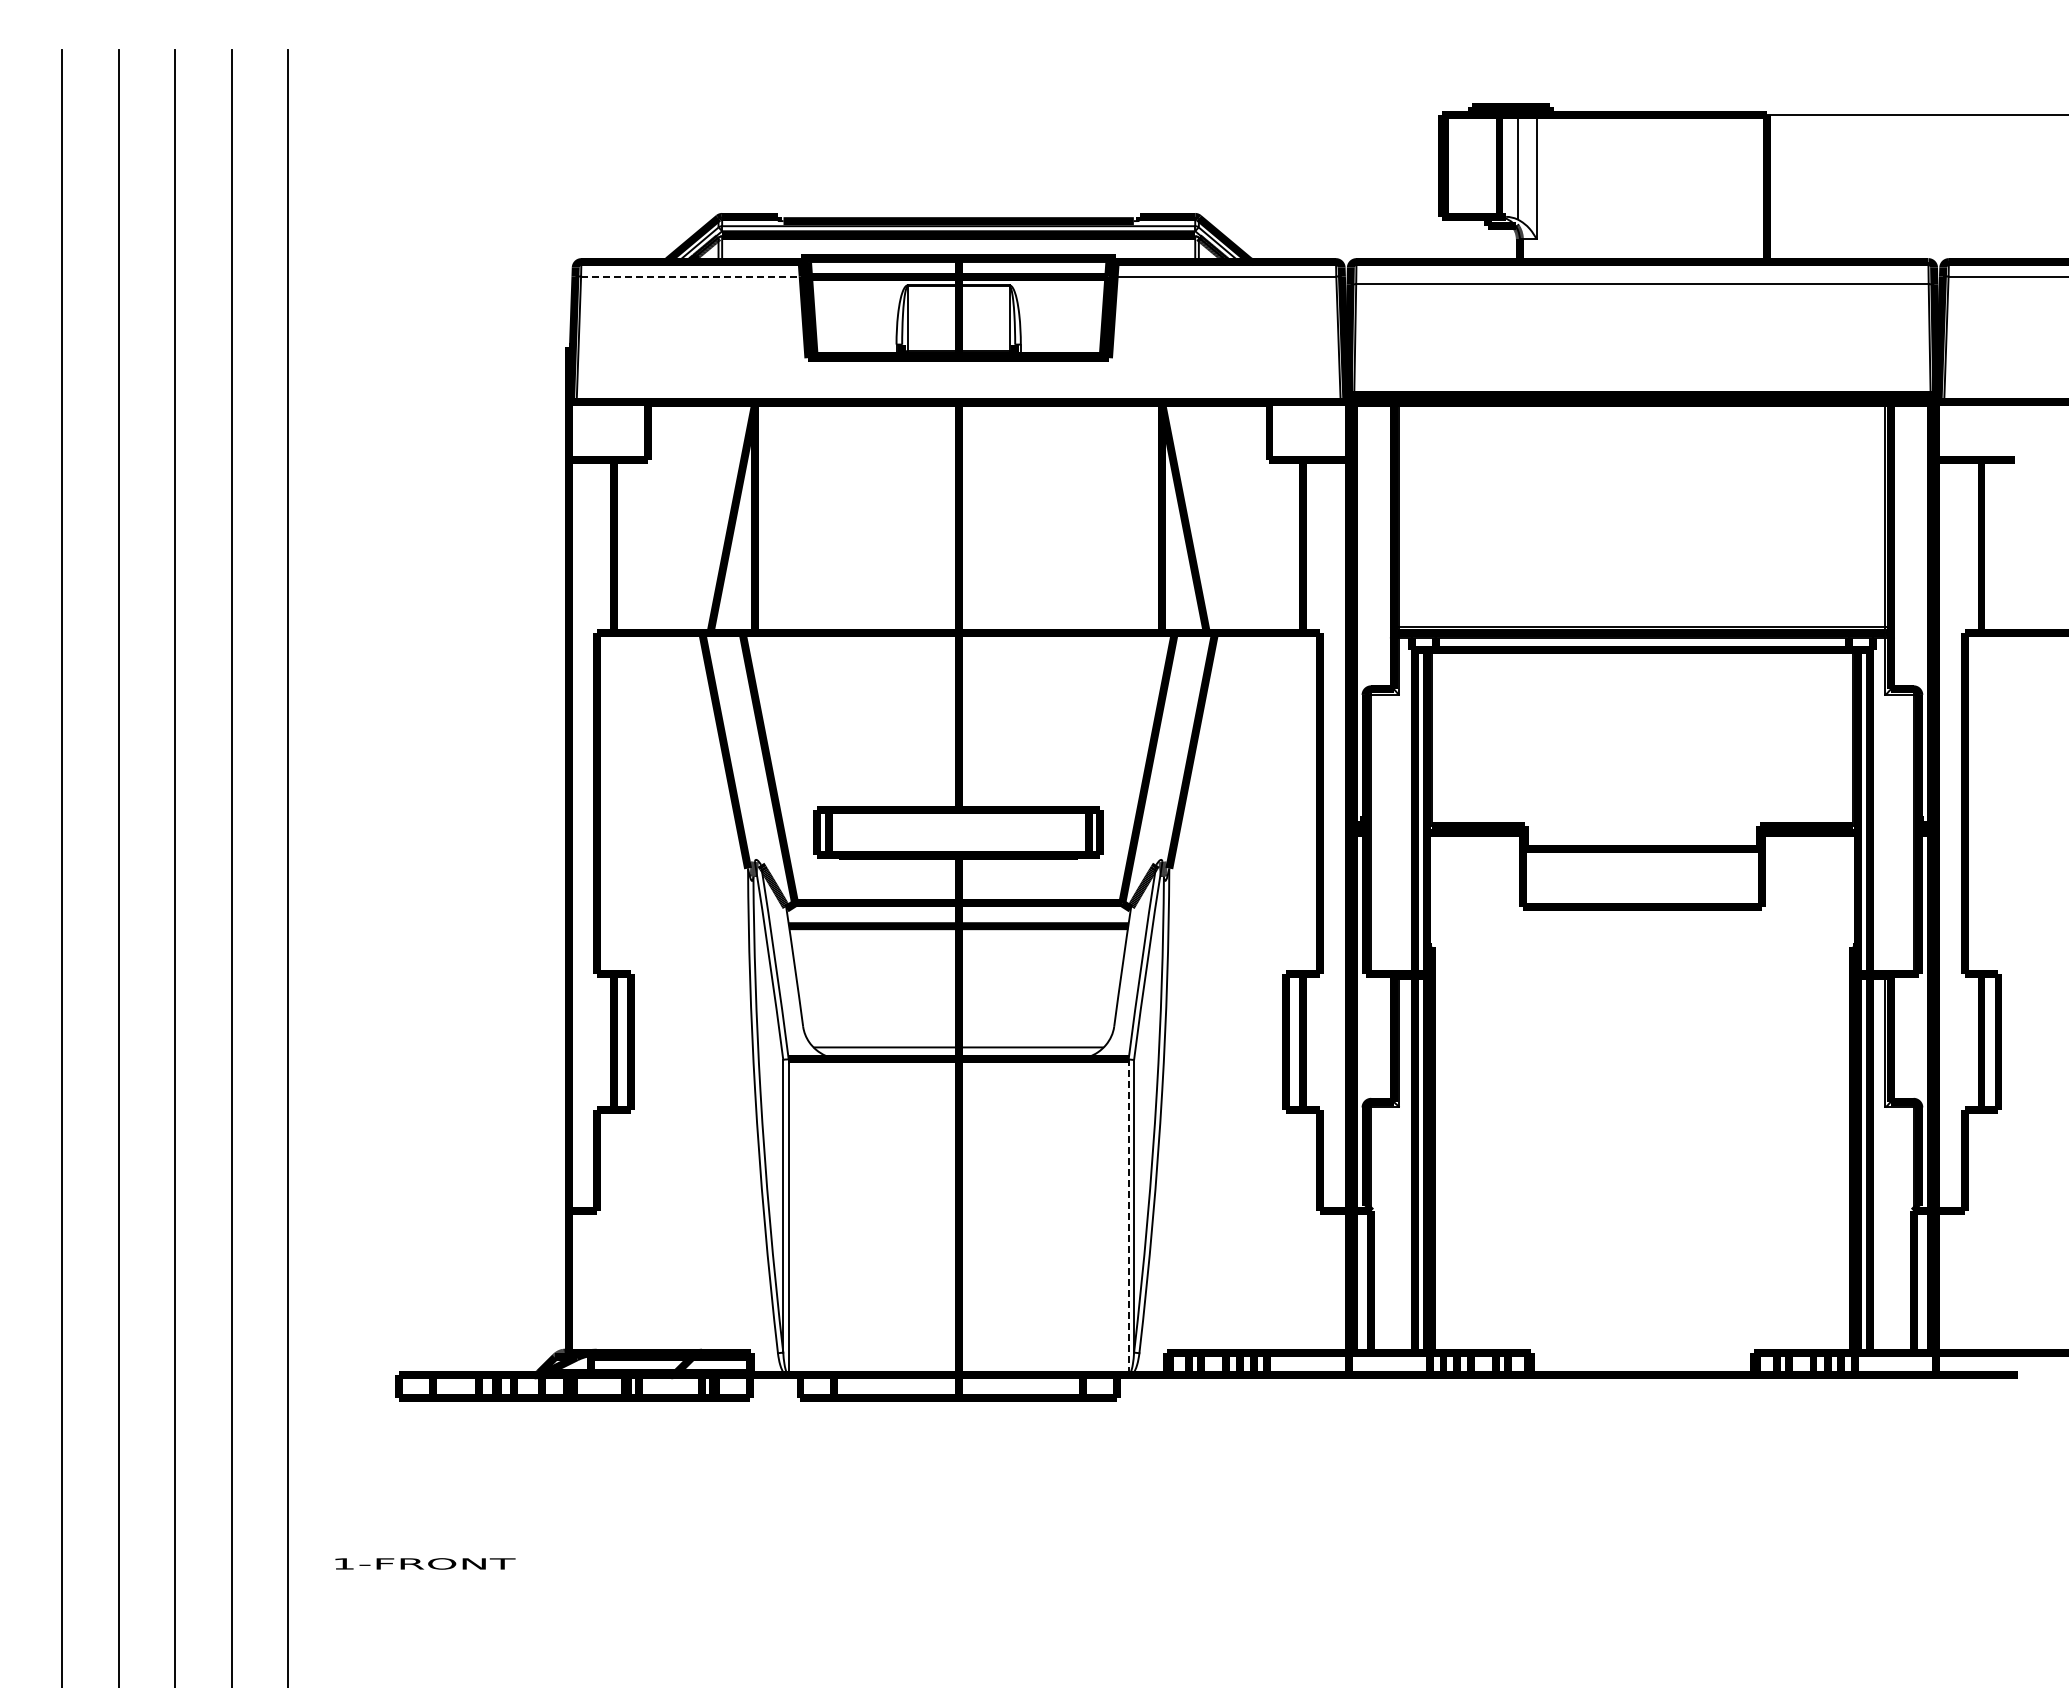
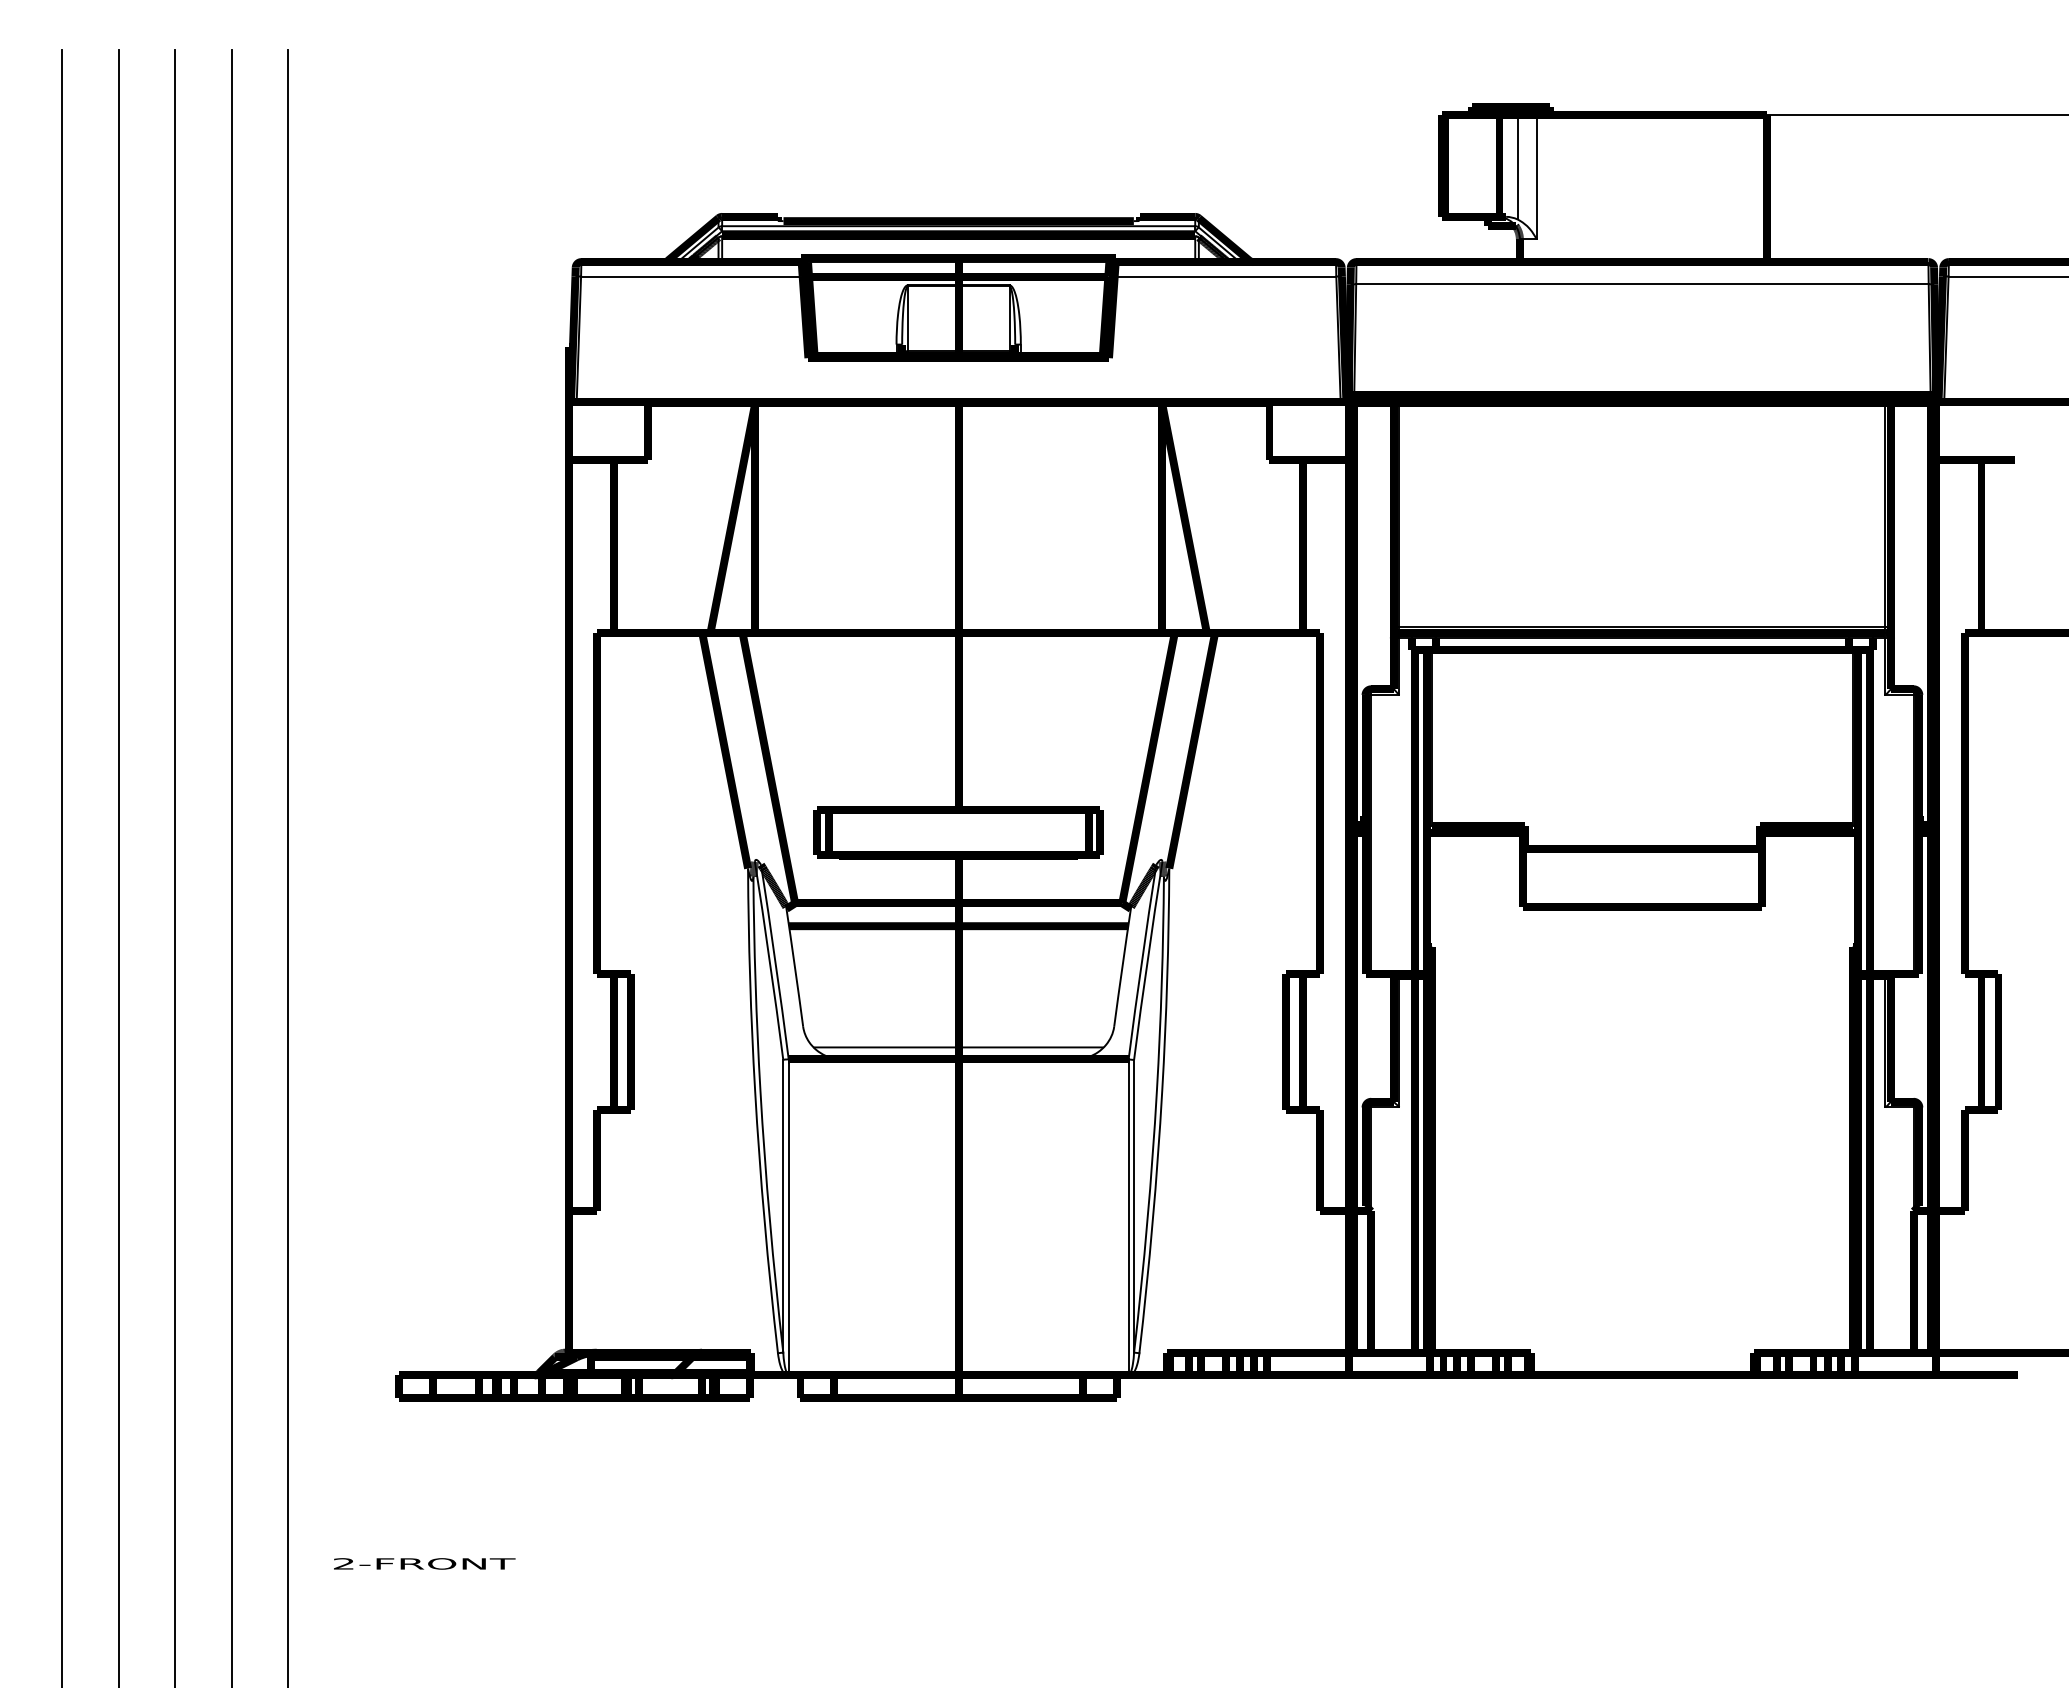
line: dashed -> solid (691, 276)
line: dashed -> solid (1128, 1216)
text: 1-FRONT -> 2-FRONT (343, 1563)
